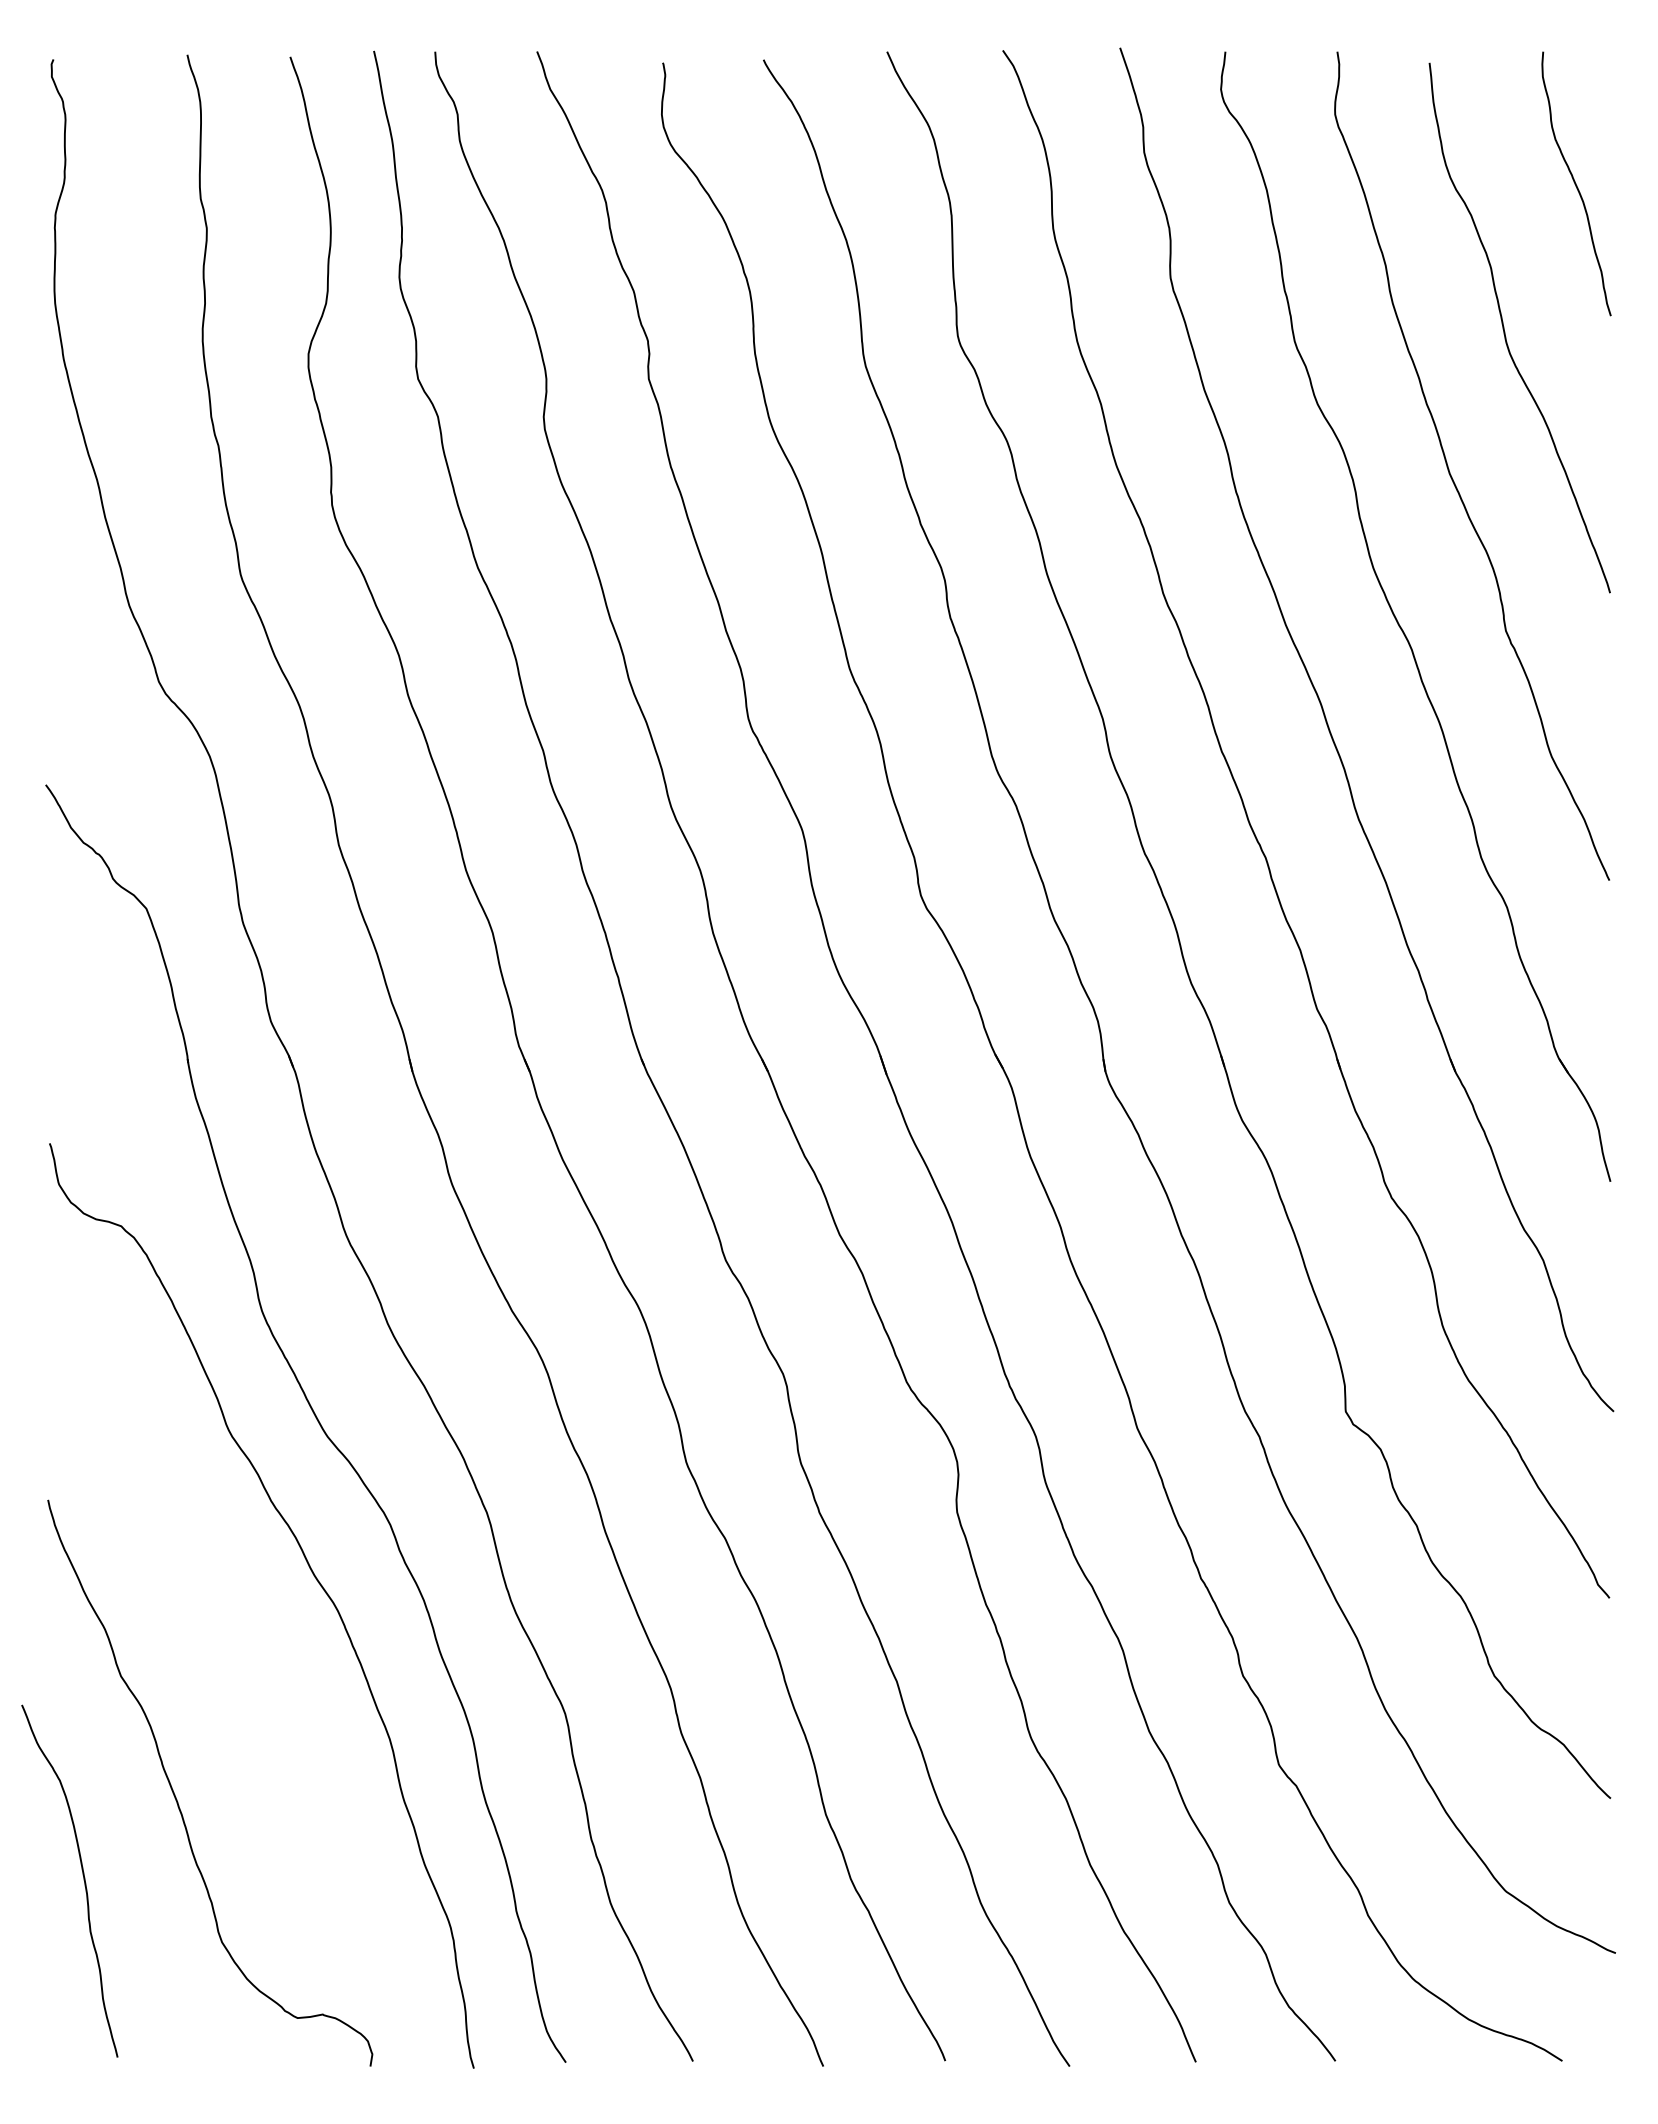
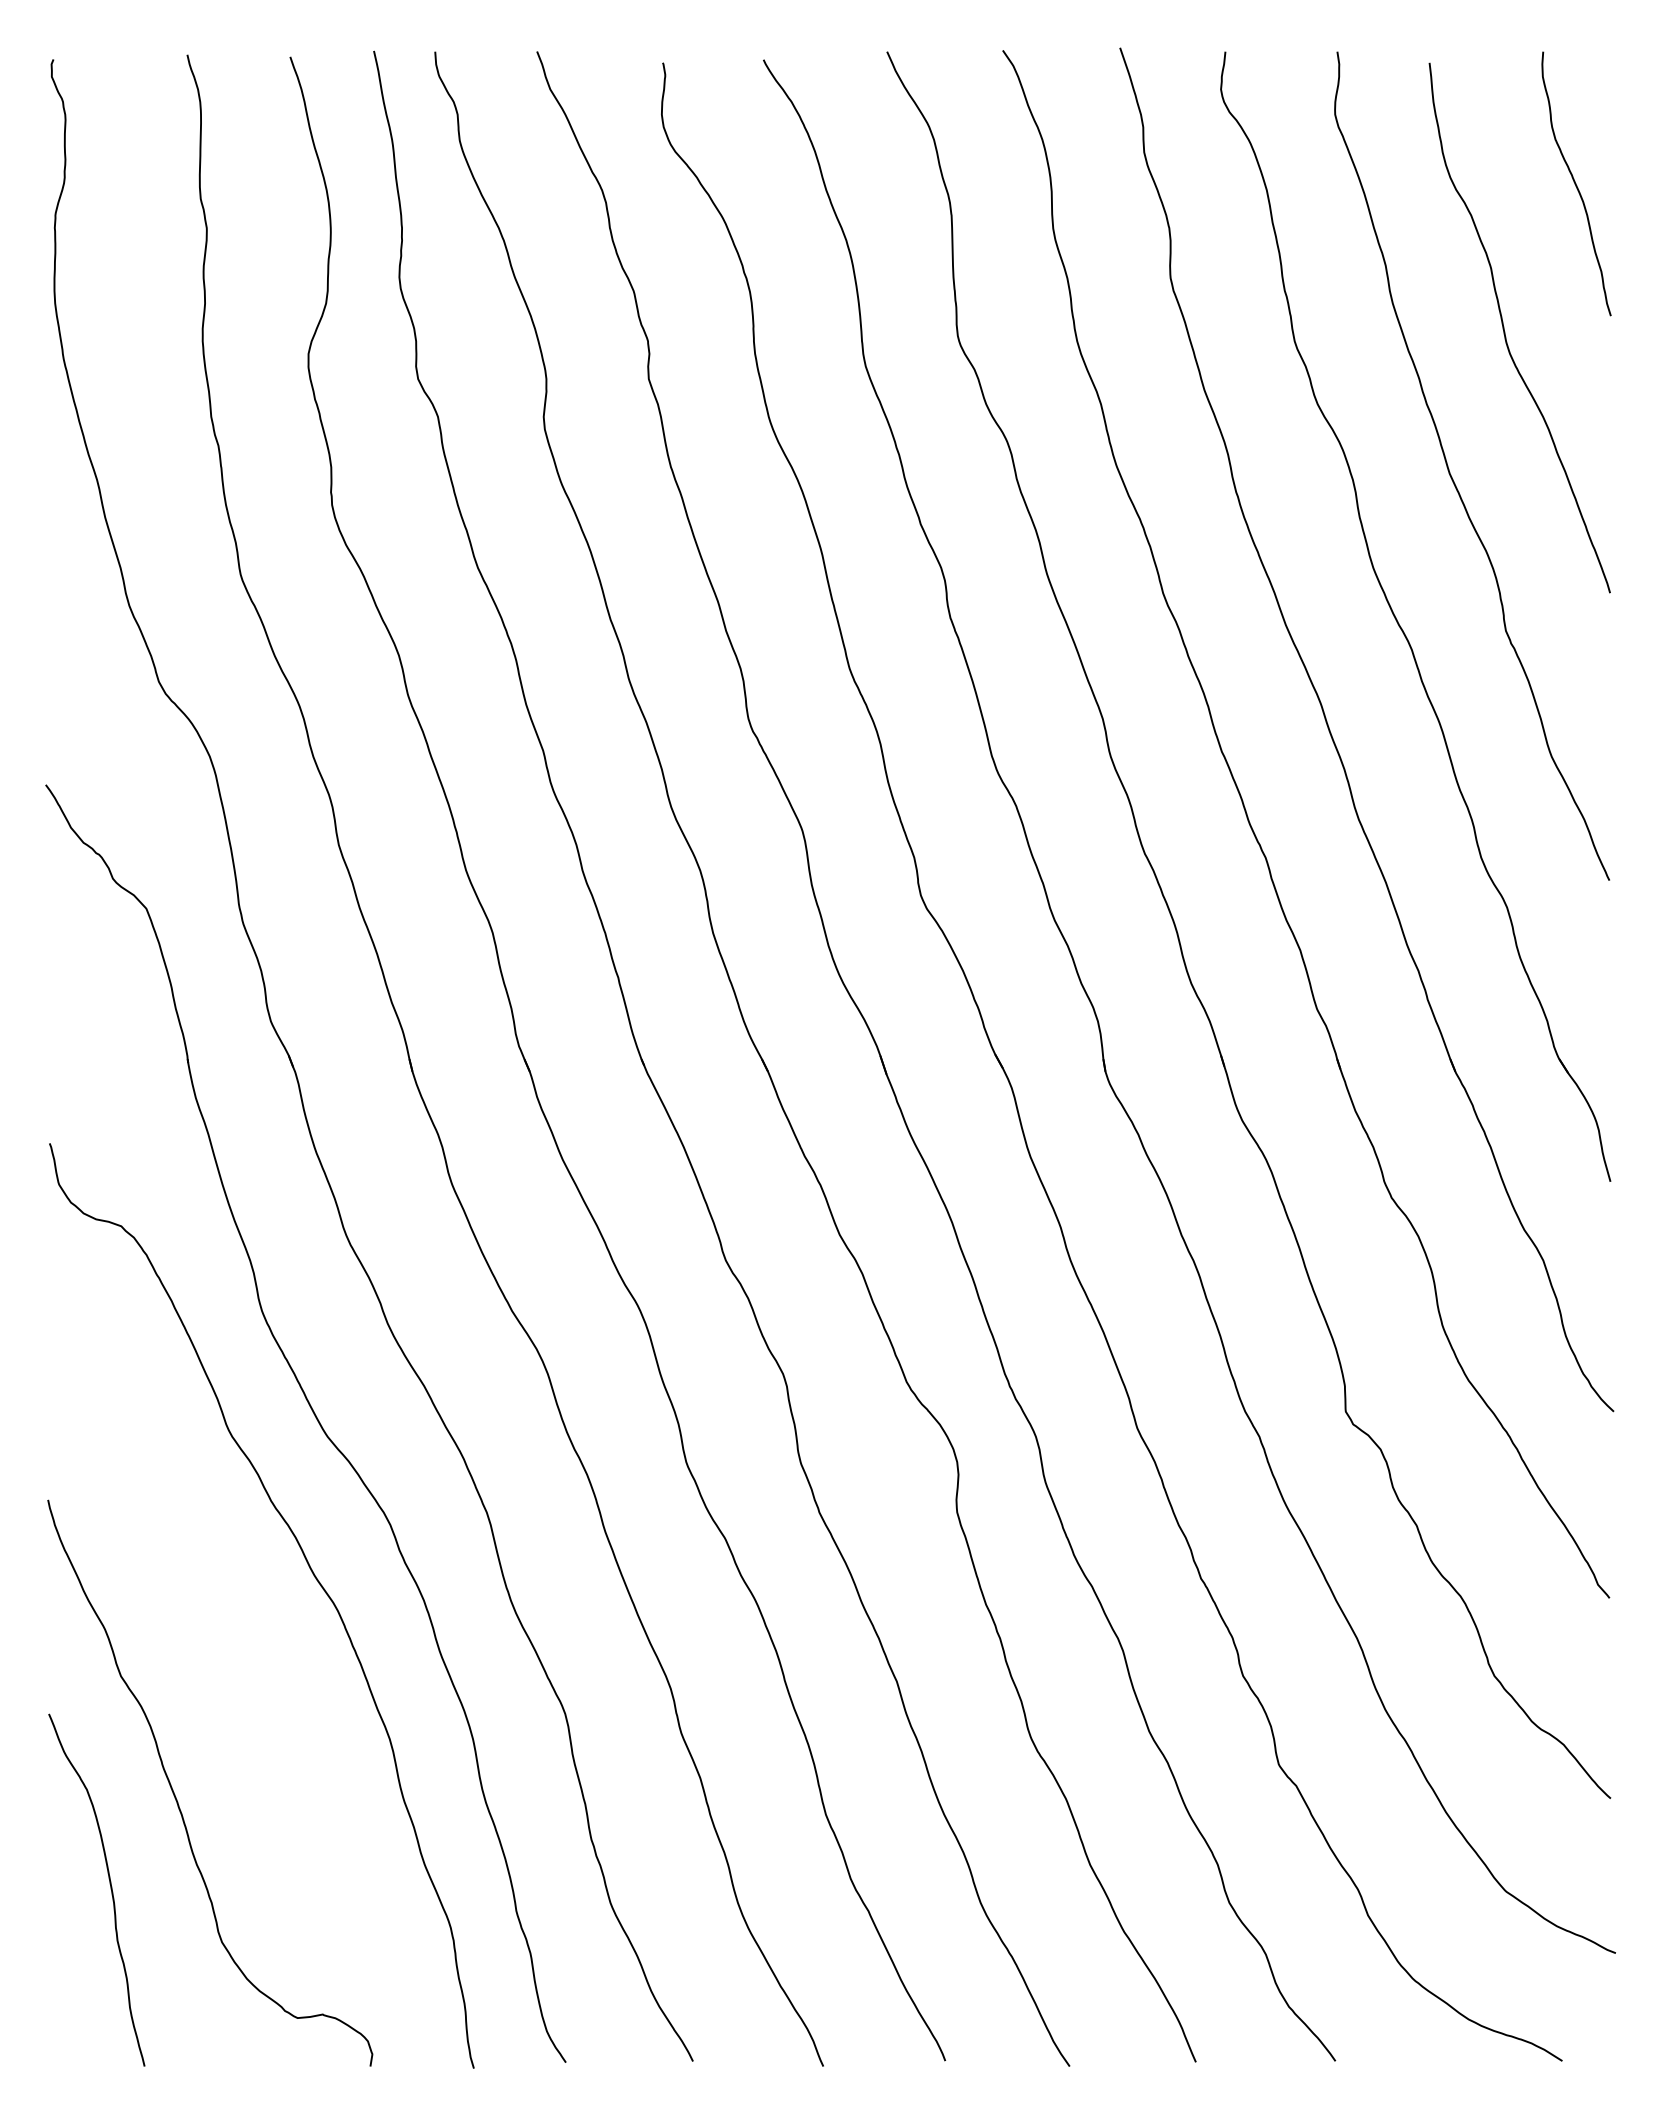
curve position: (82, 1875) -> (109, 1884) (109, 1884)
